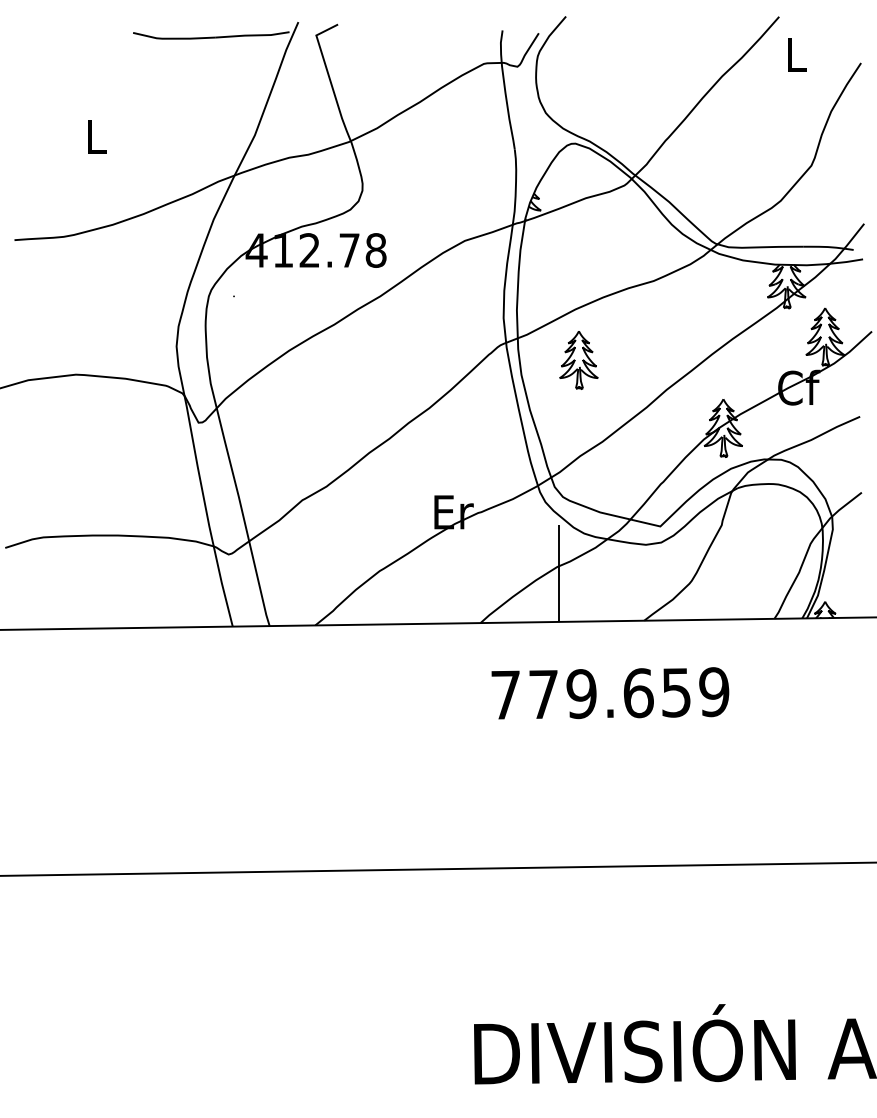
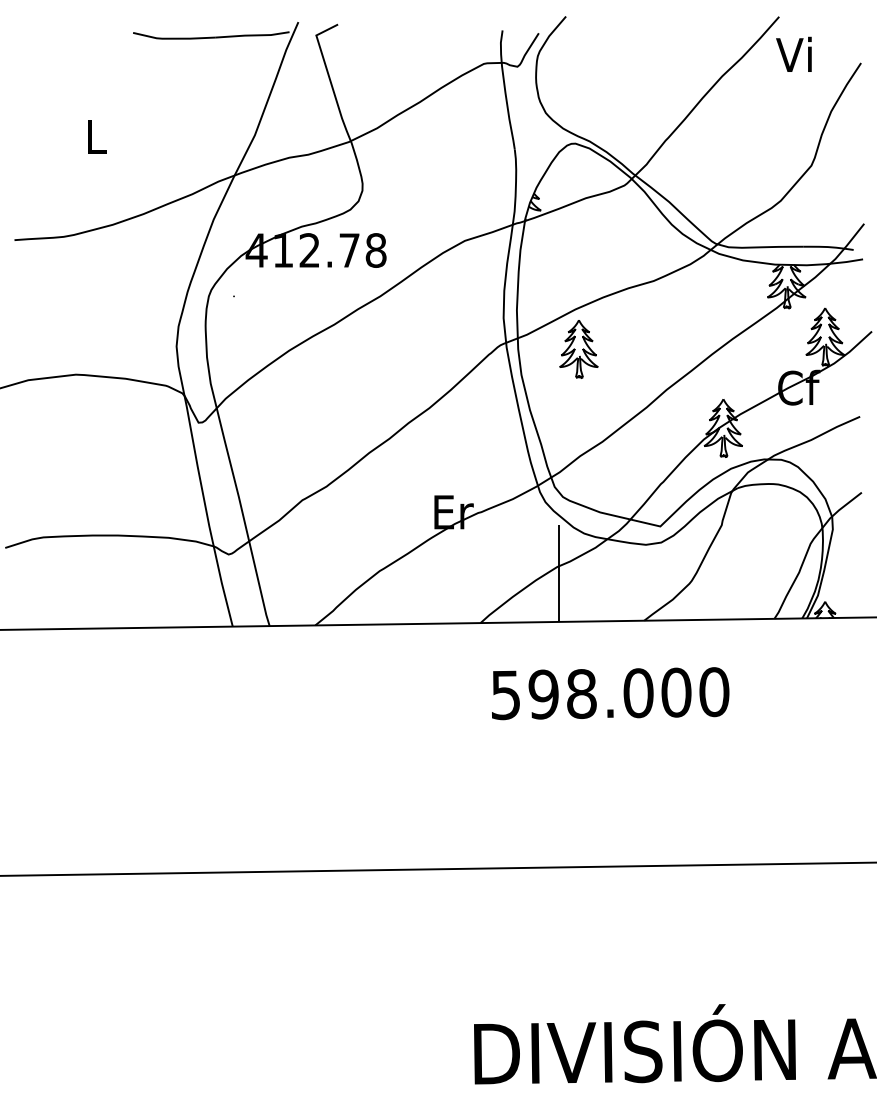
text: L -> Vi (793, 53)
part position: (578, 360) -> (578, 349) (578, 349)
text: 779.659 -> 598.000 (610, 693)
